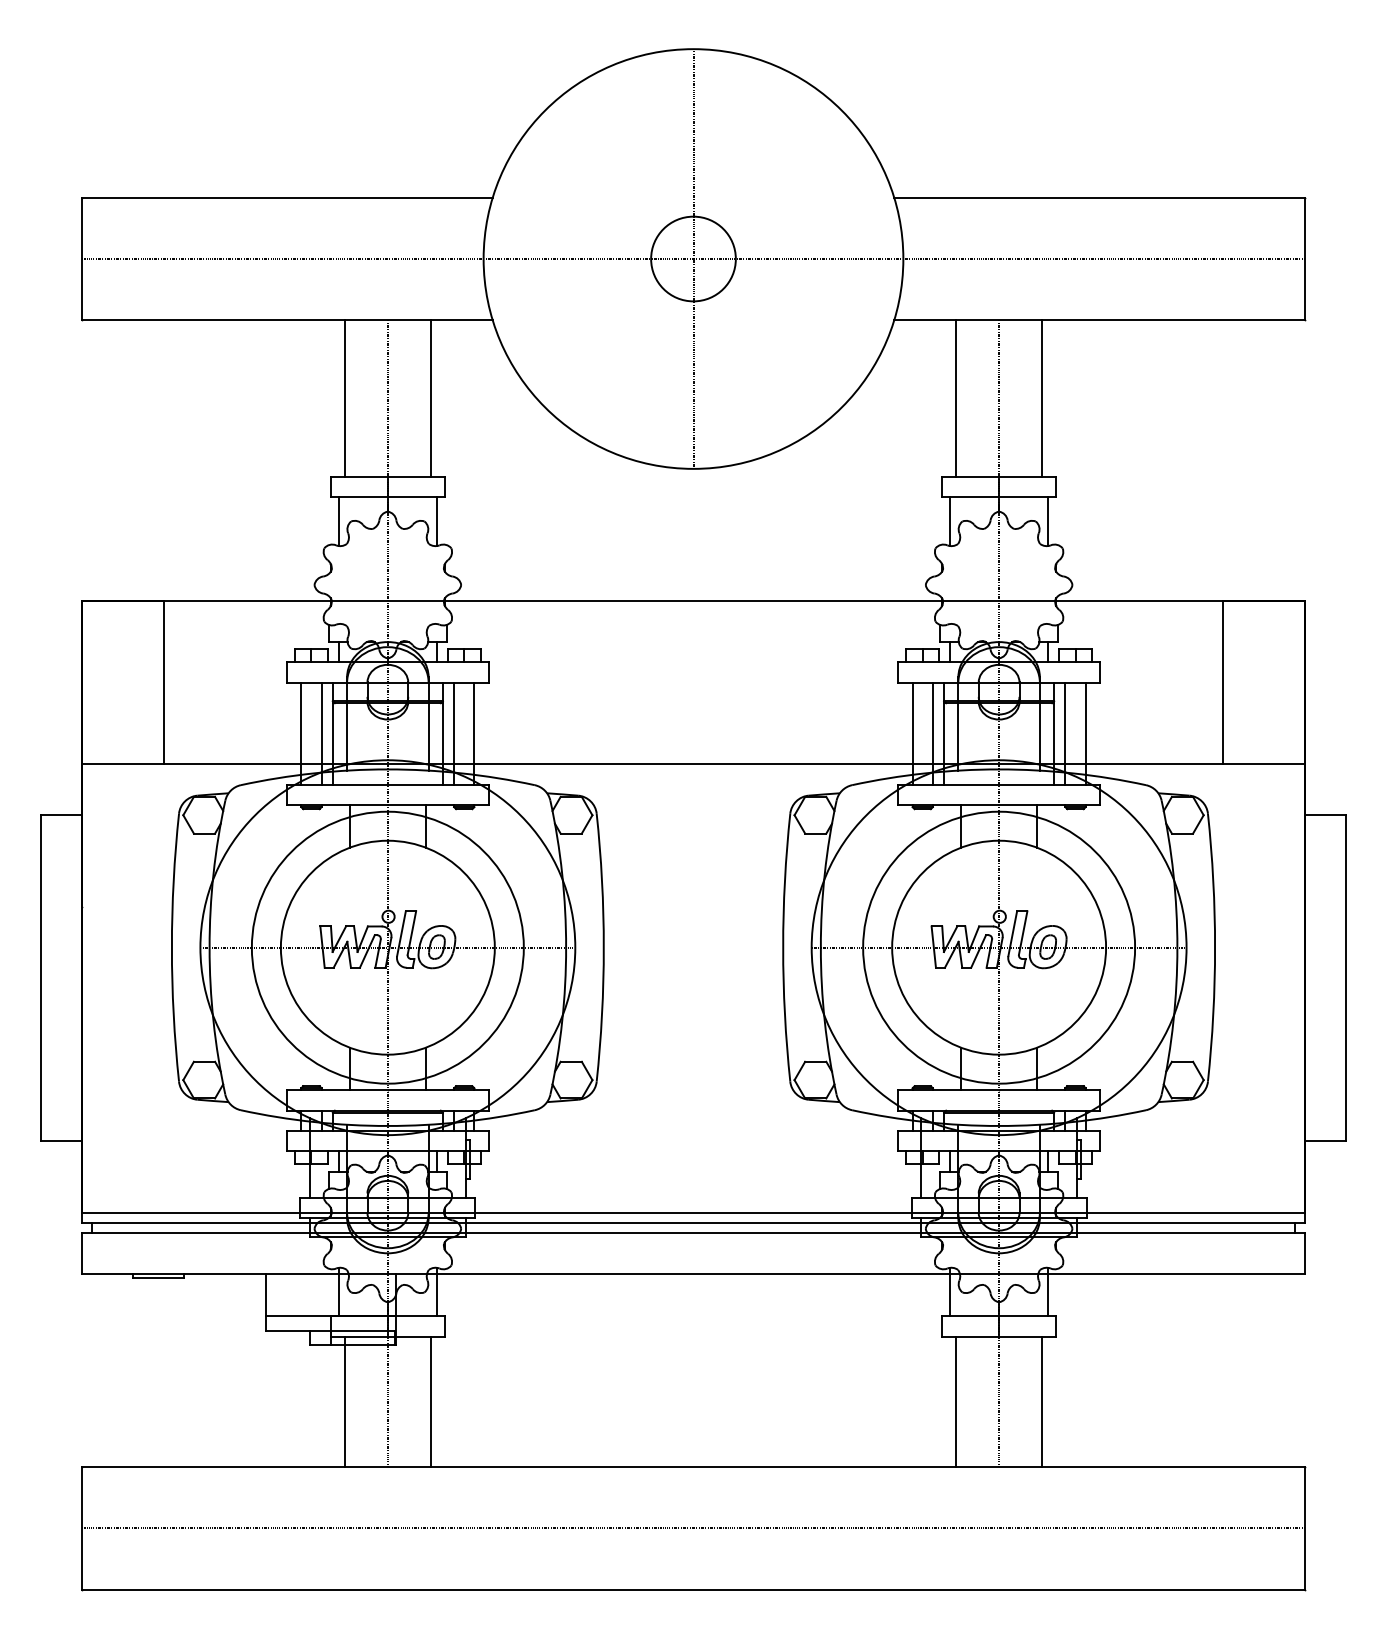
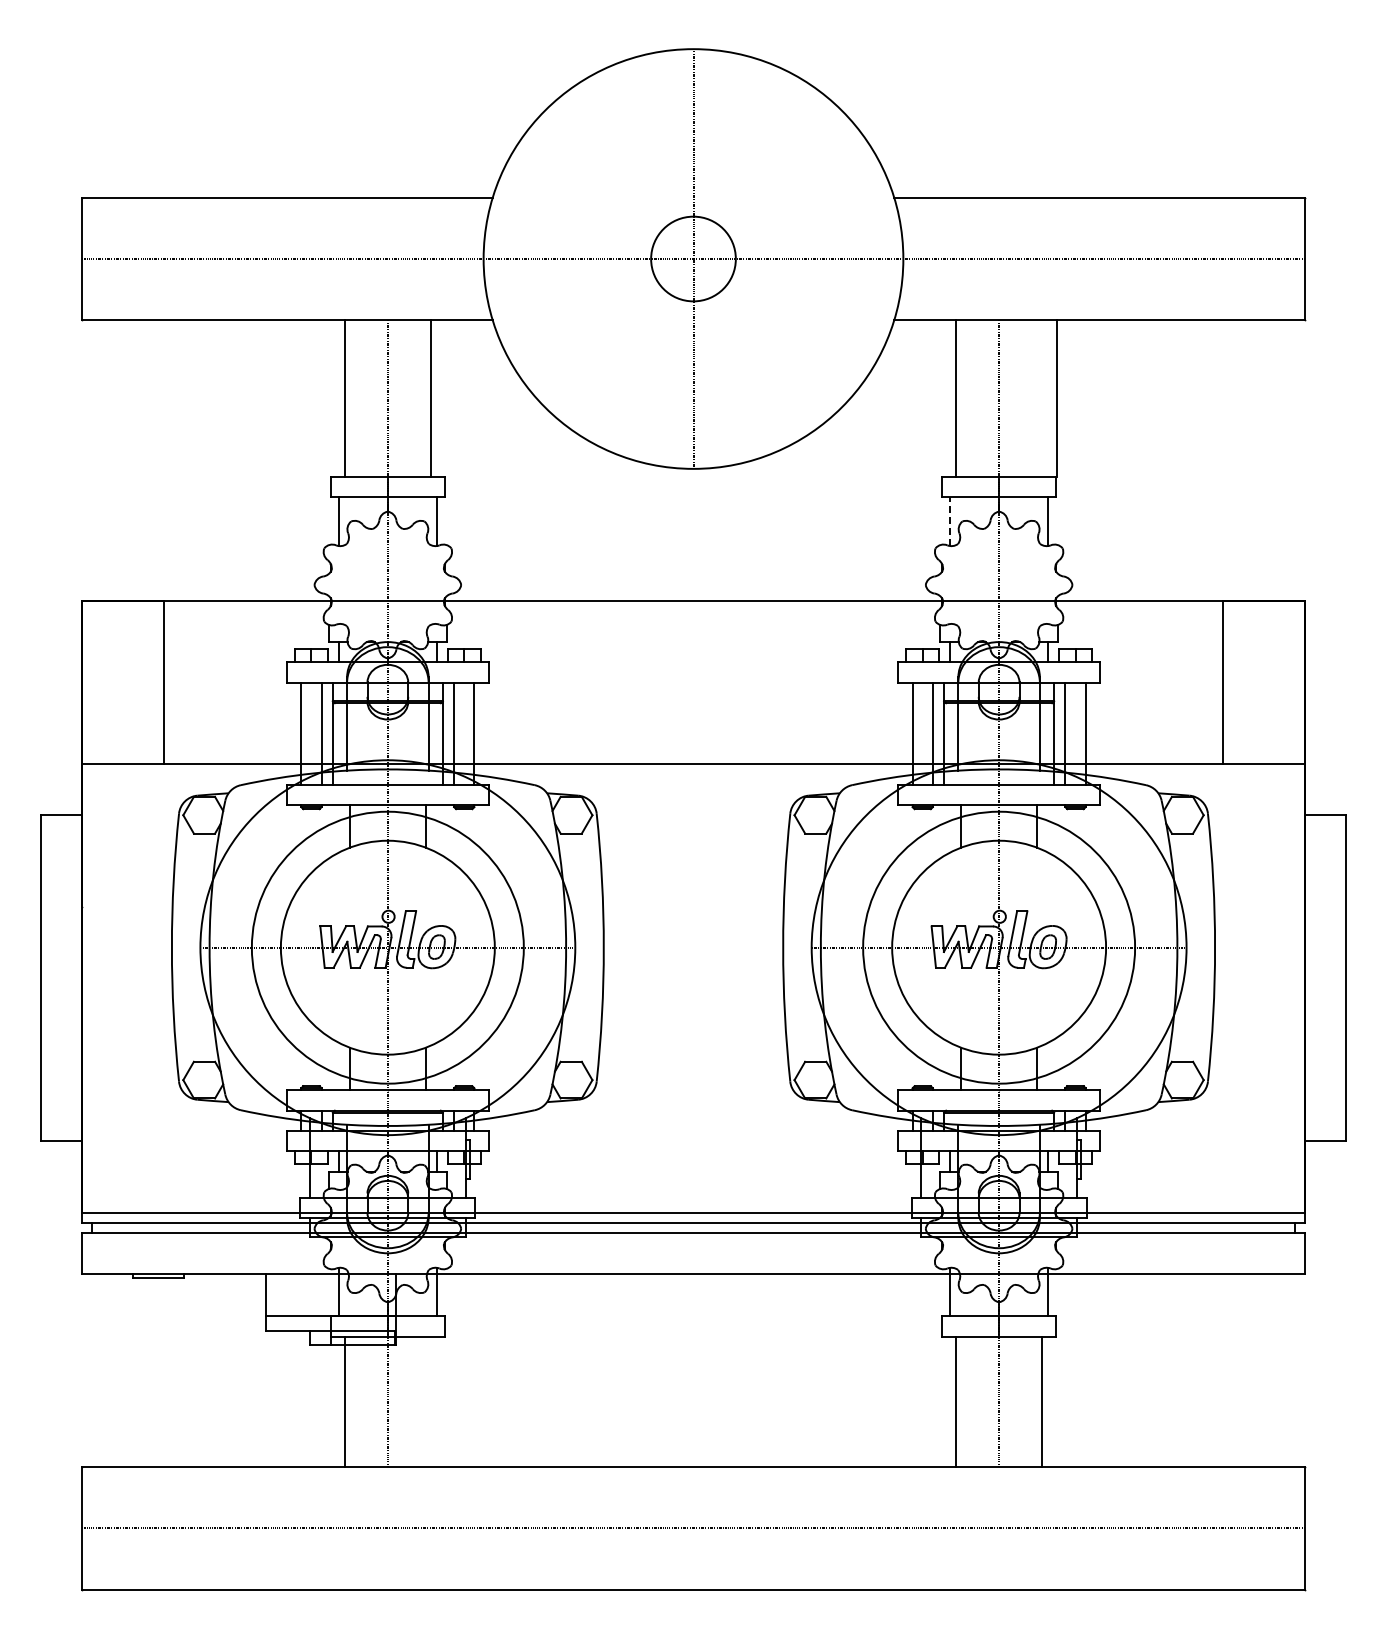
line position: (1042, 398) -> (1057, 398) (1057, 398)
line: solid -> dashed (950, 521)
line: present -> none (431, 1401)
